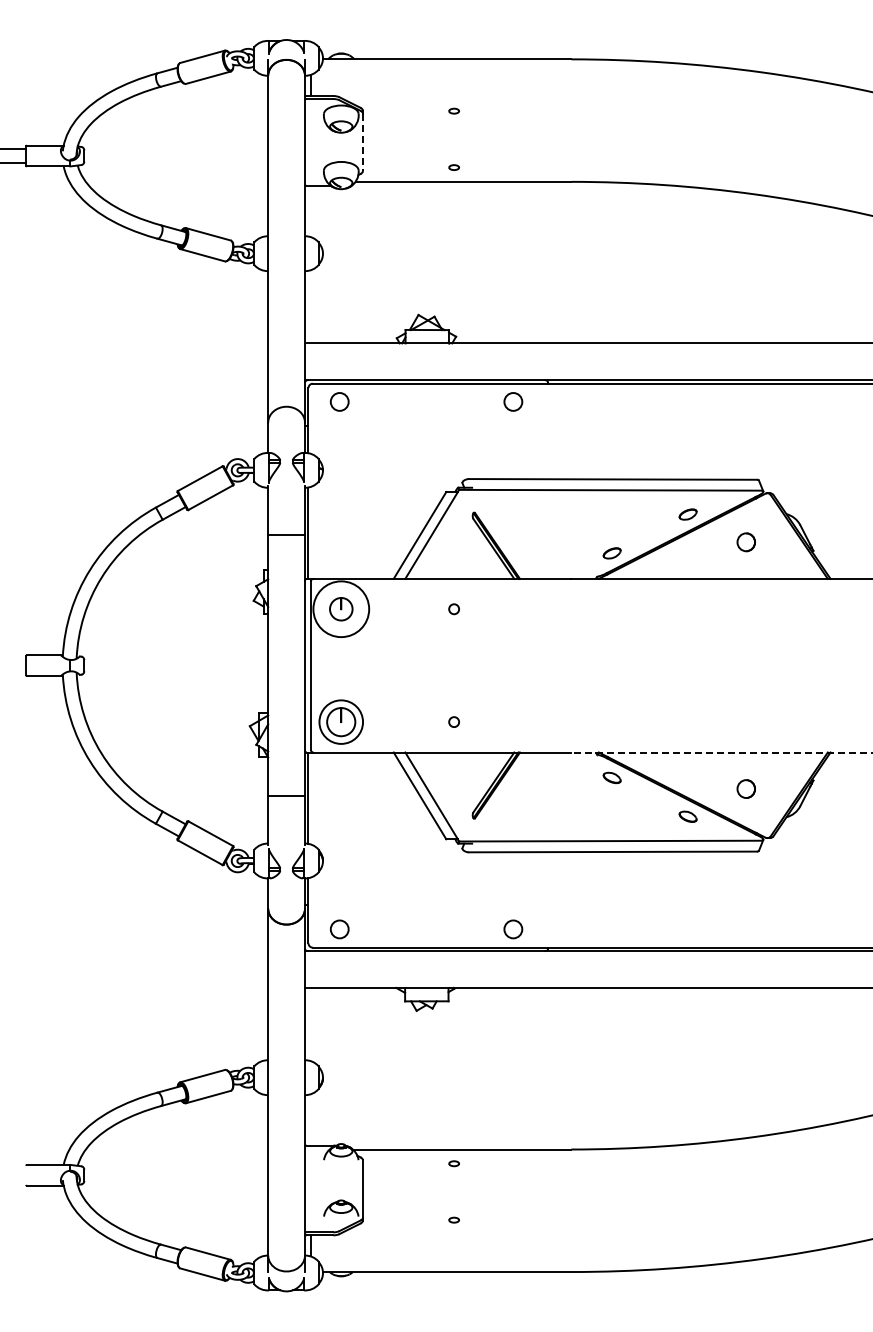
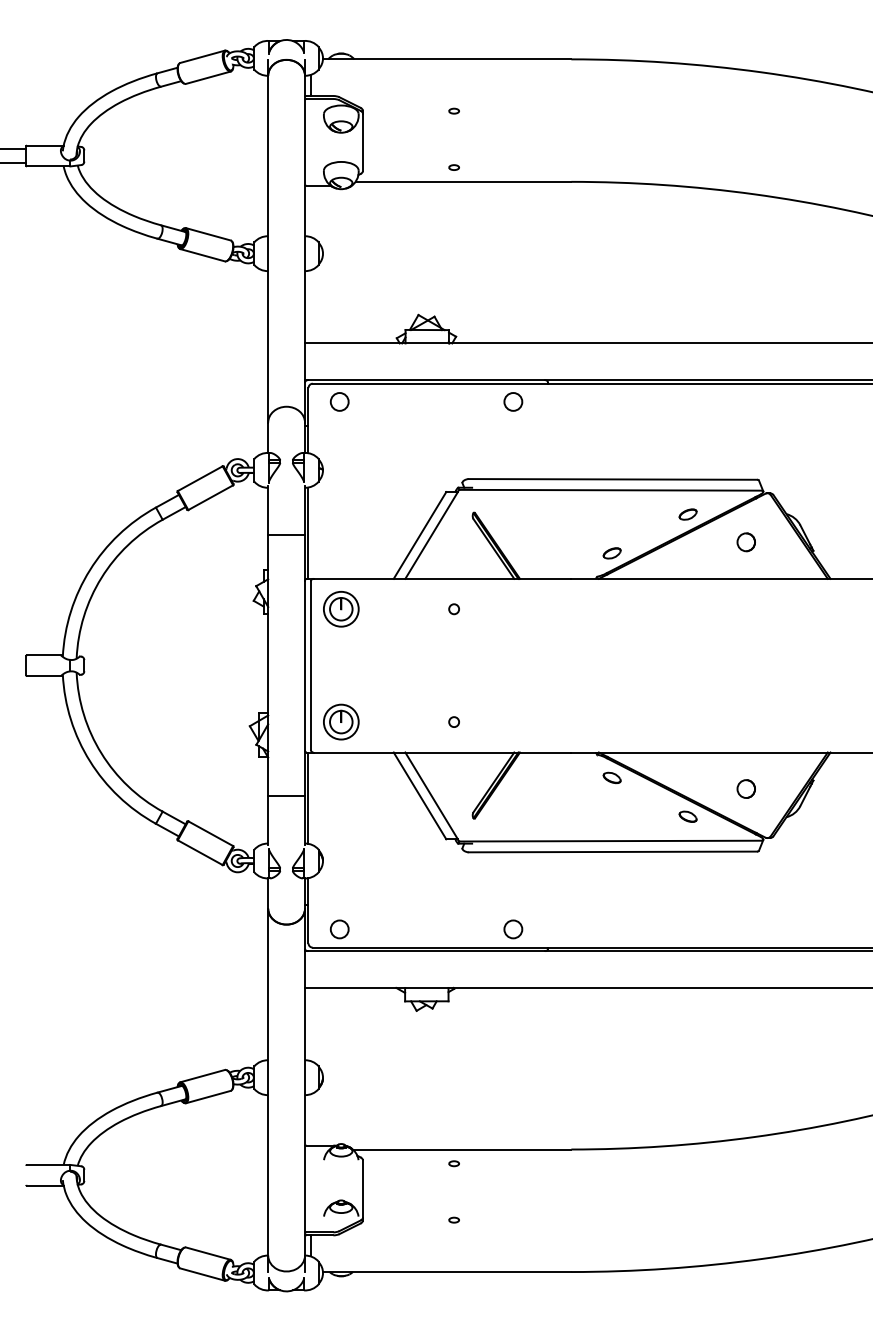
line: dashed -> solid (363, 142)
circle diameter: 56 px -> 35 px (340, 608)
part size: 46x46 px -> 37x38 px (341, 721)
line: dashed -> solid (721, 752)
